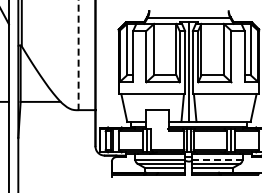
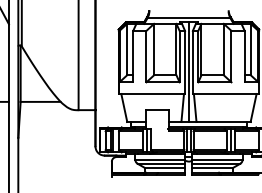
line: dashed -> solid (78, 55)
line: dashed -> solid (218, 159)
